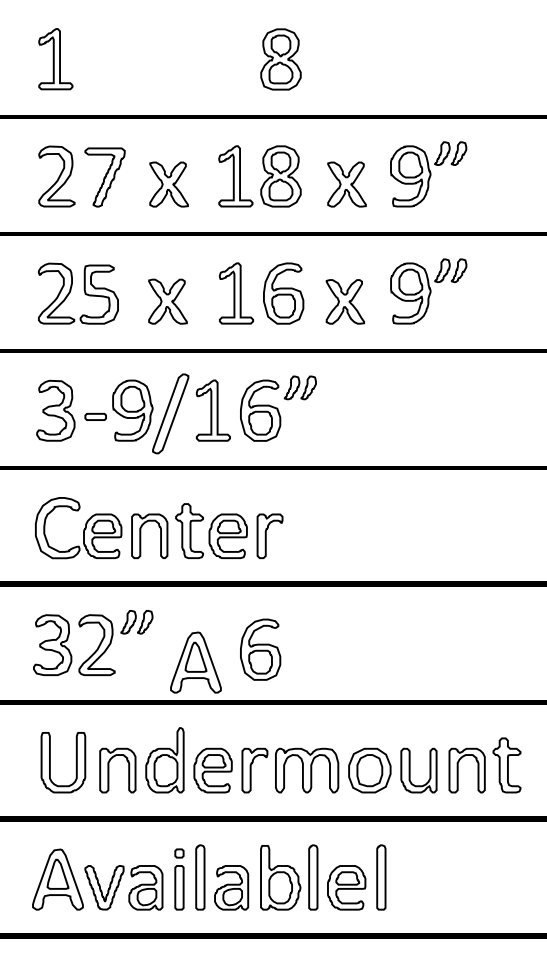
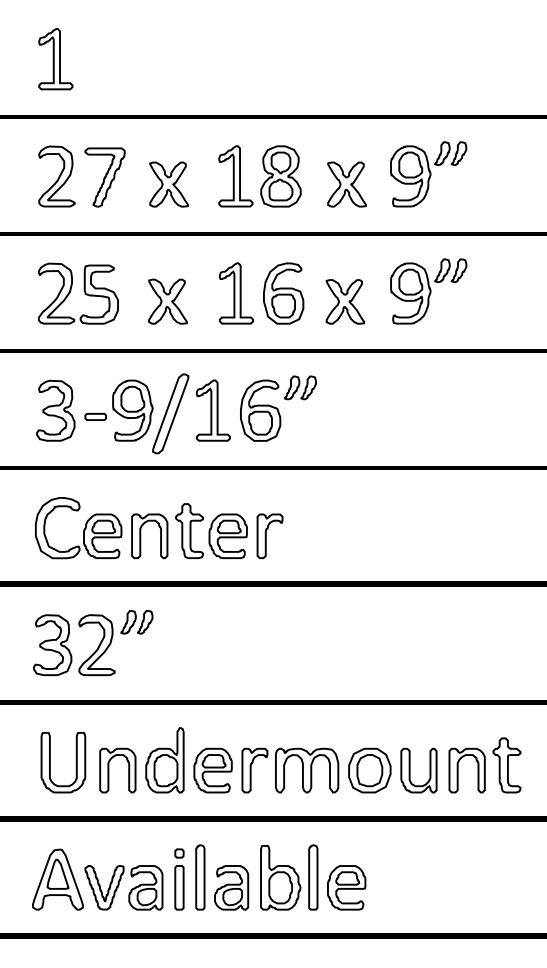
part: present -> none (280, 59)
part: present -> none (260, 649)
part: present -> none (195, 662)
part: present -> none (381, 877)
